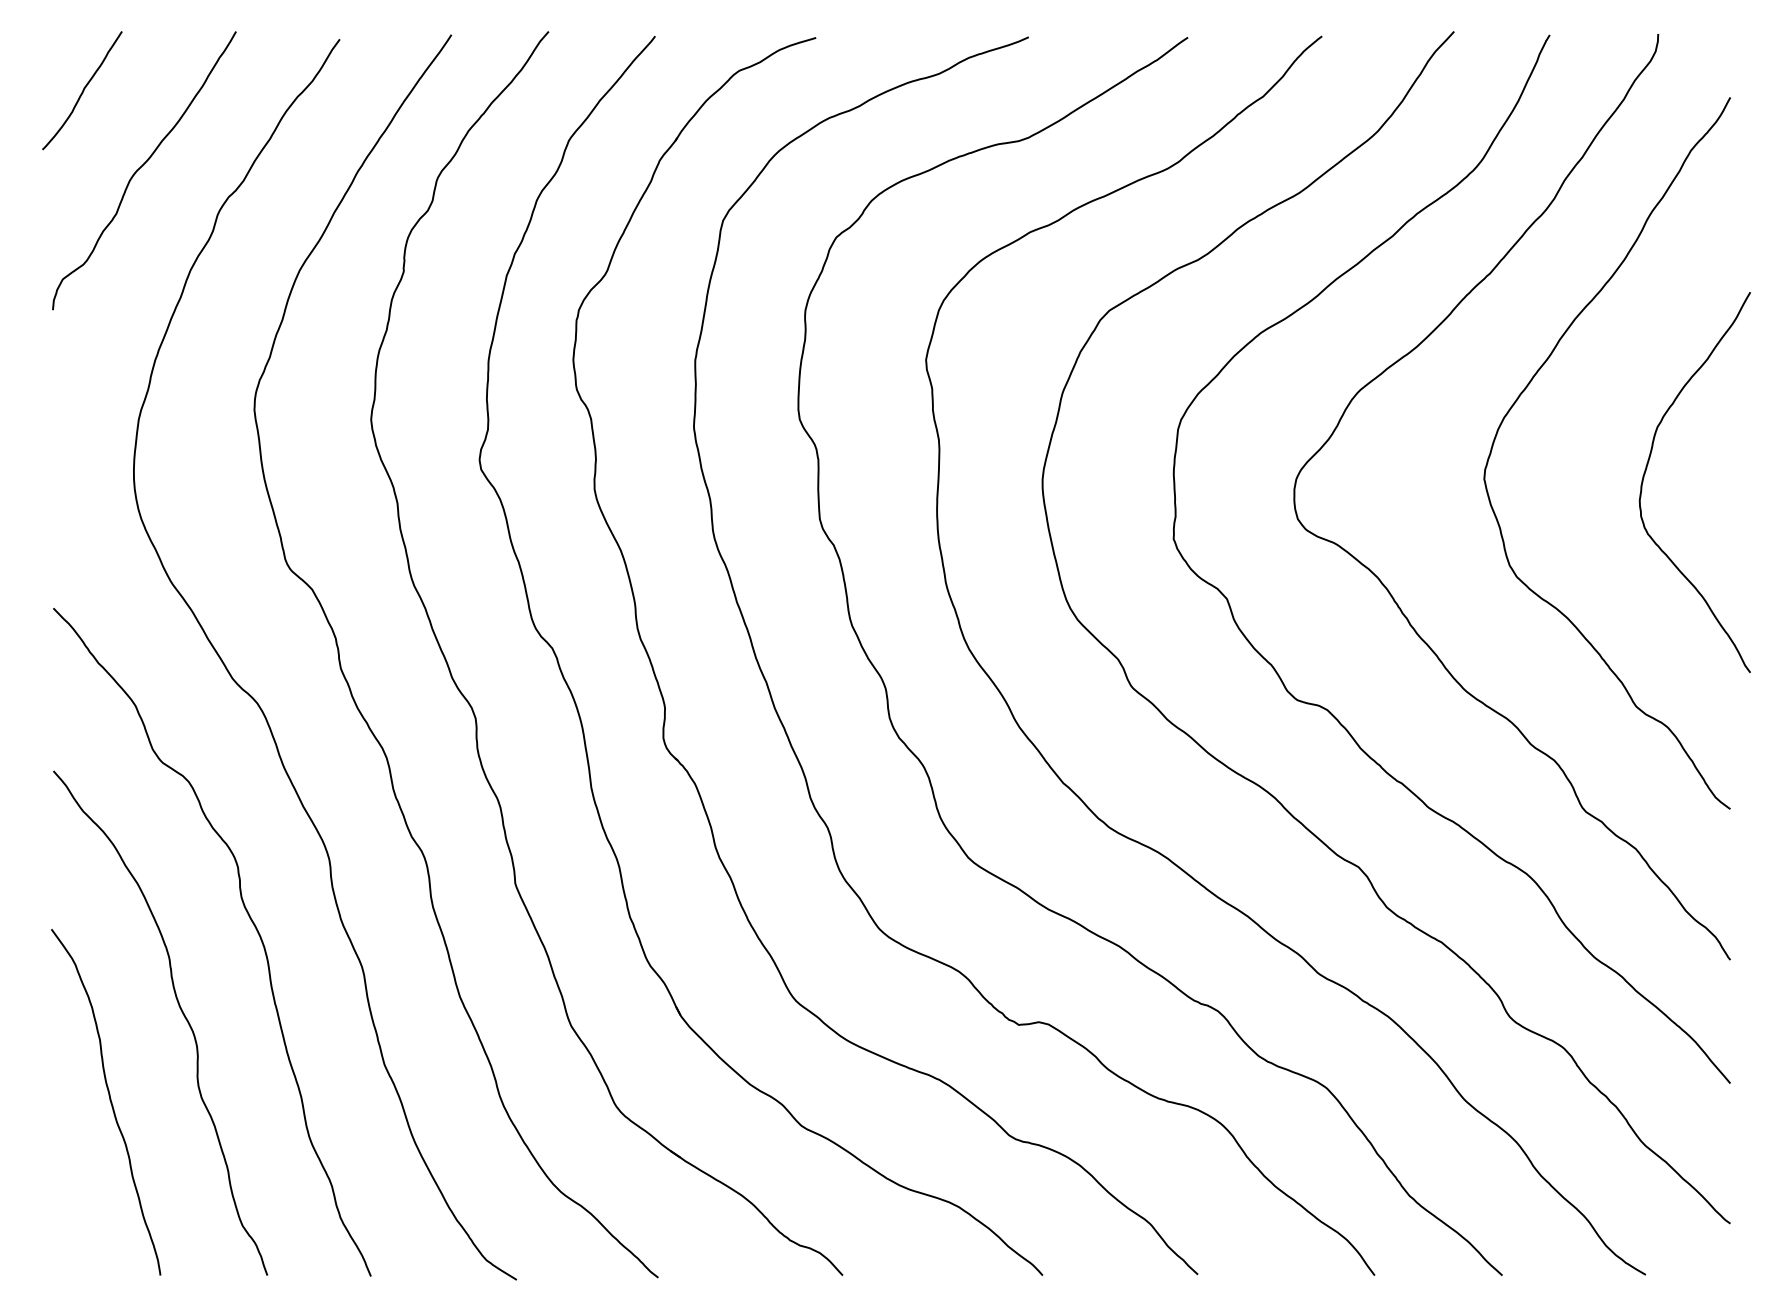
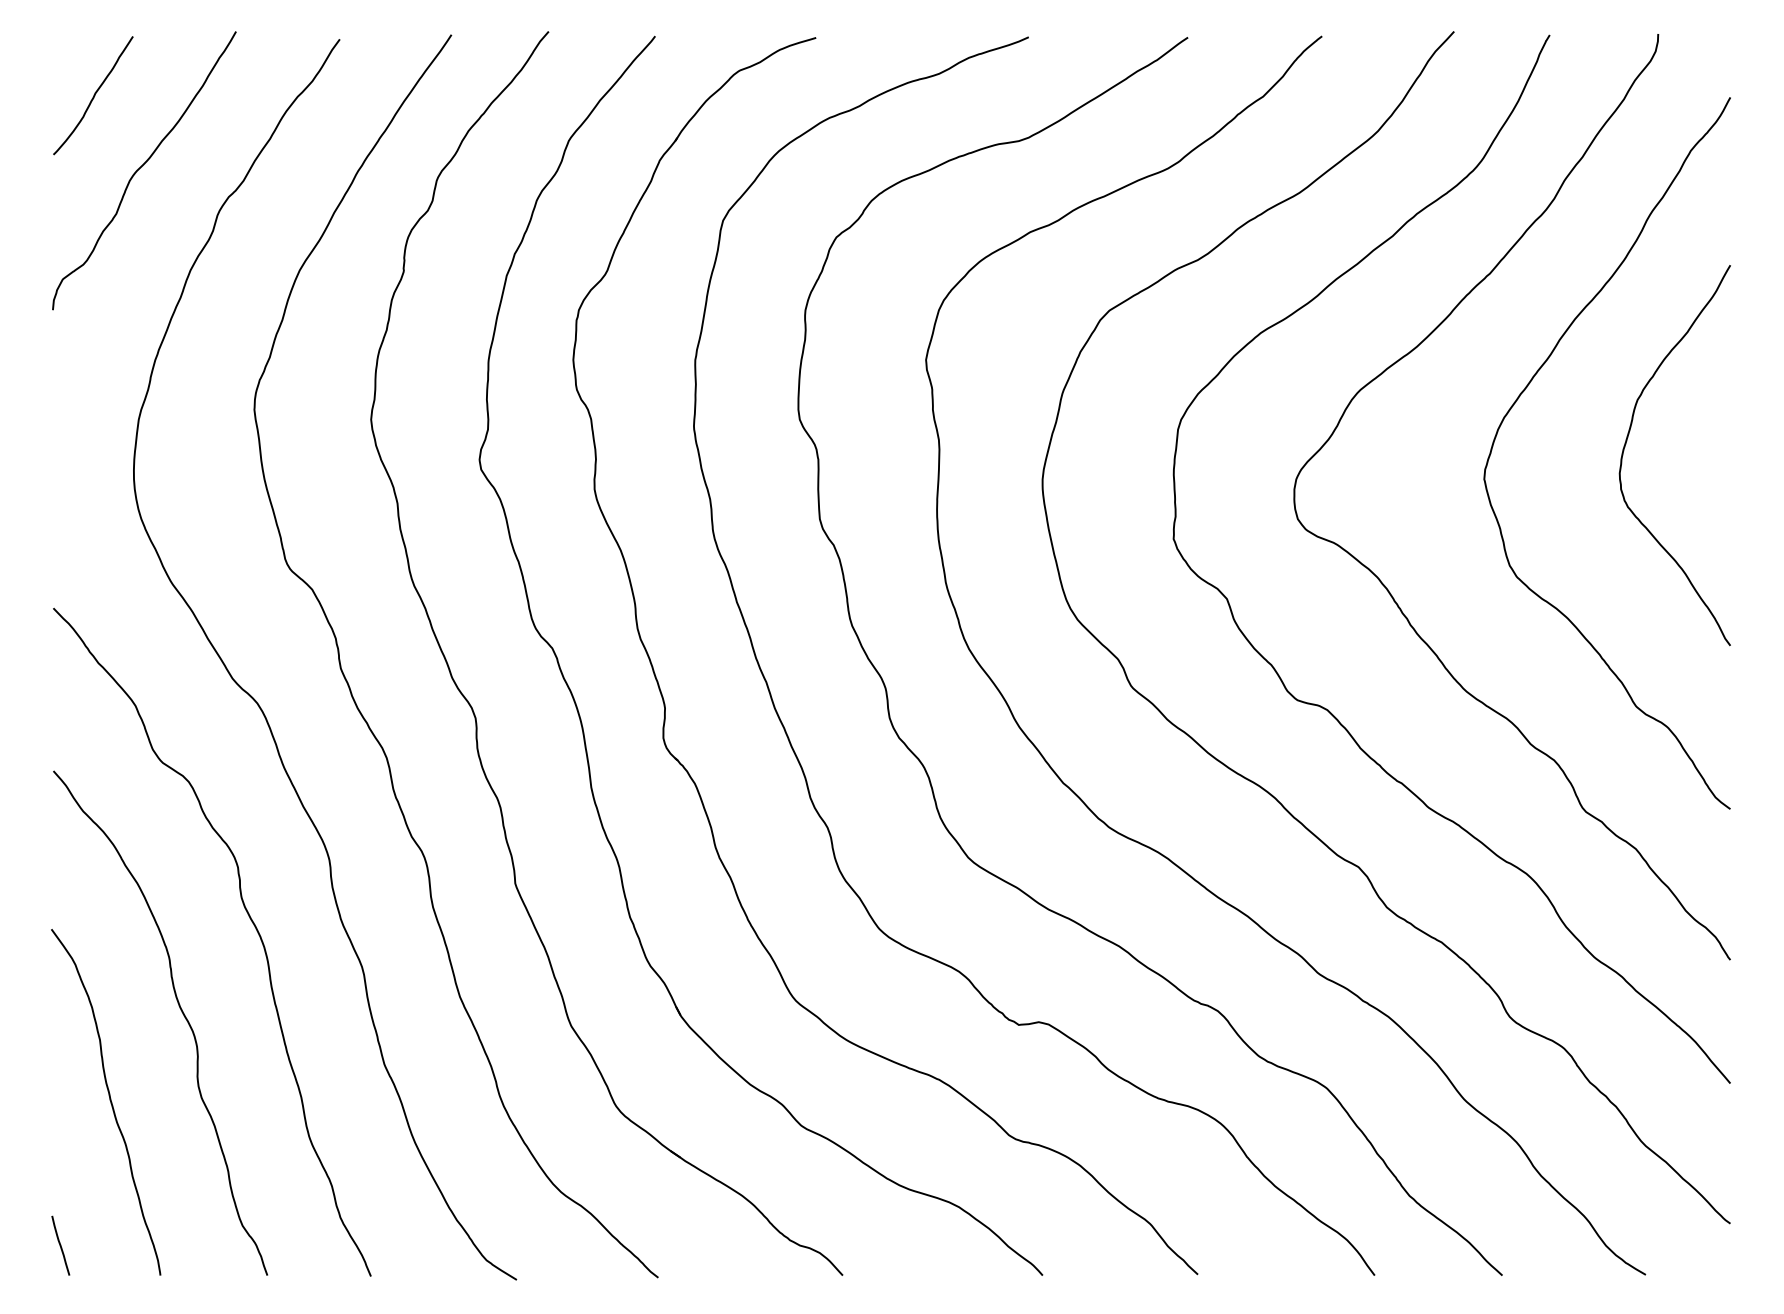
curve position: (82, 90) -> (93, 95) (93, 95)
curve position: (1647, 468) -> (1627, 441) (1627, 441)
line: none -> present (60, 1245)
